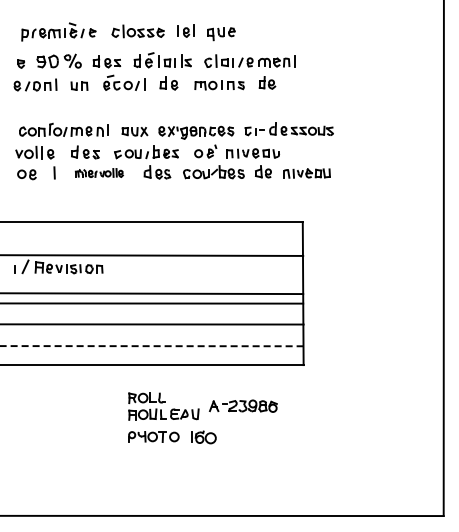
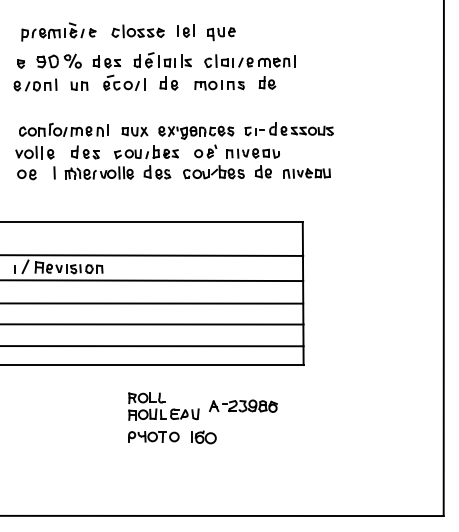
part size: 50x10 px -> 71x14 px (99, 172)
line position: (152, 293) -> (152, 280) (152, 280)
line: dashed -> solid (151, 346)
